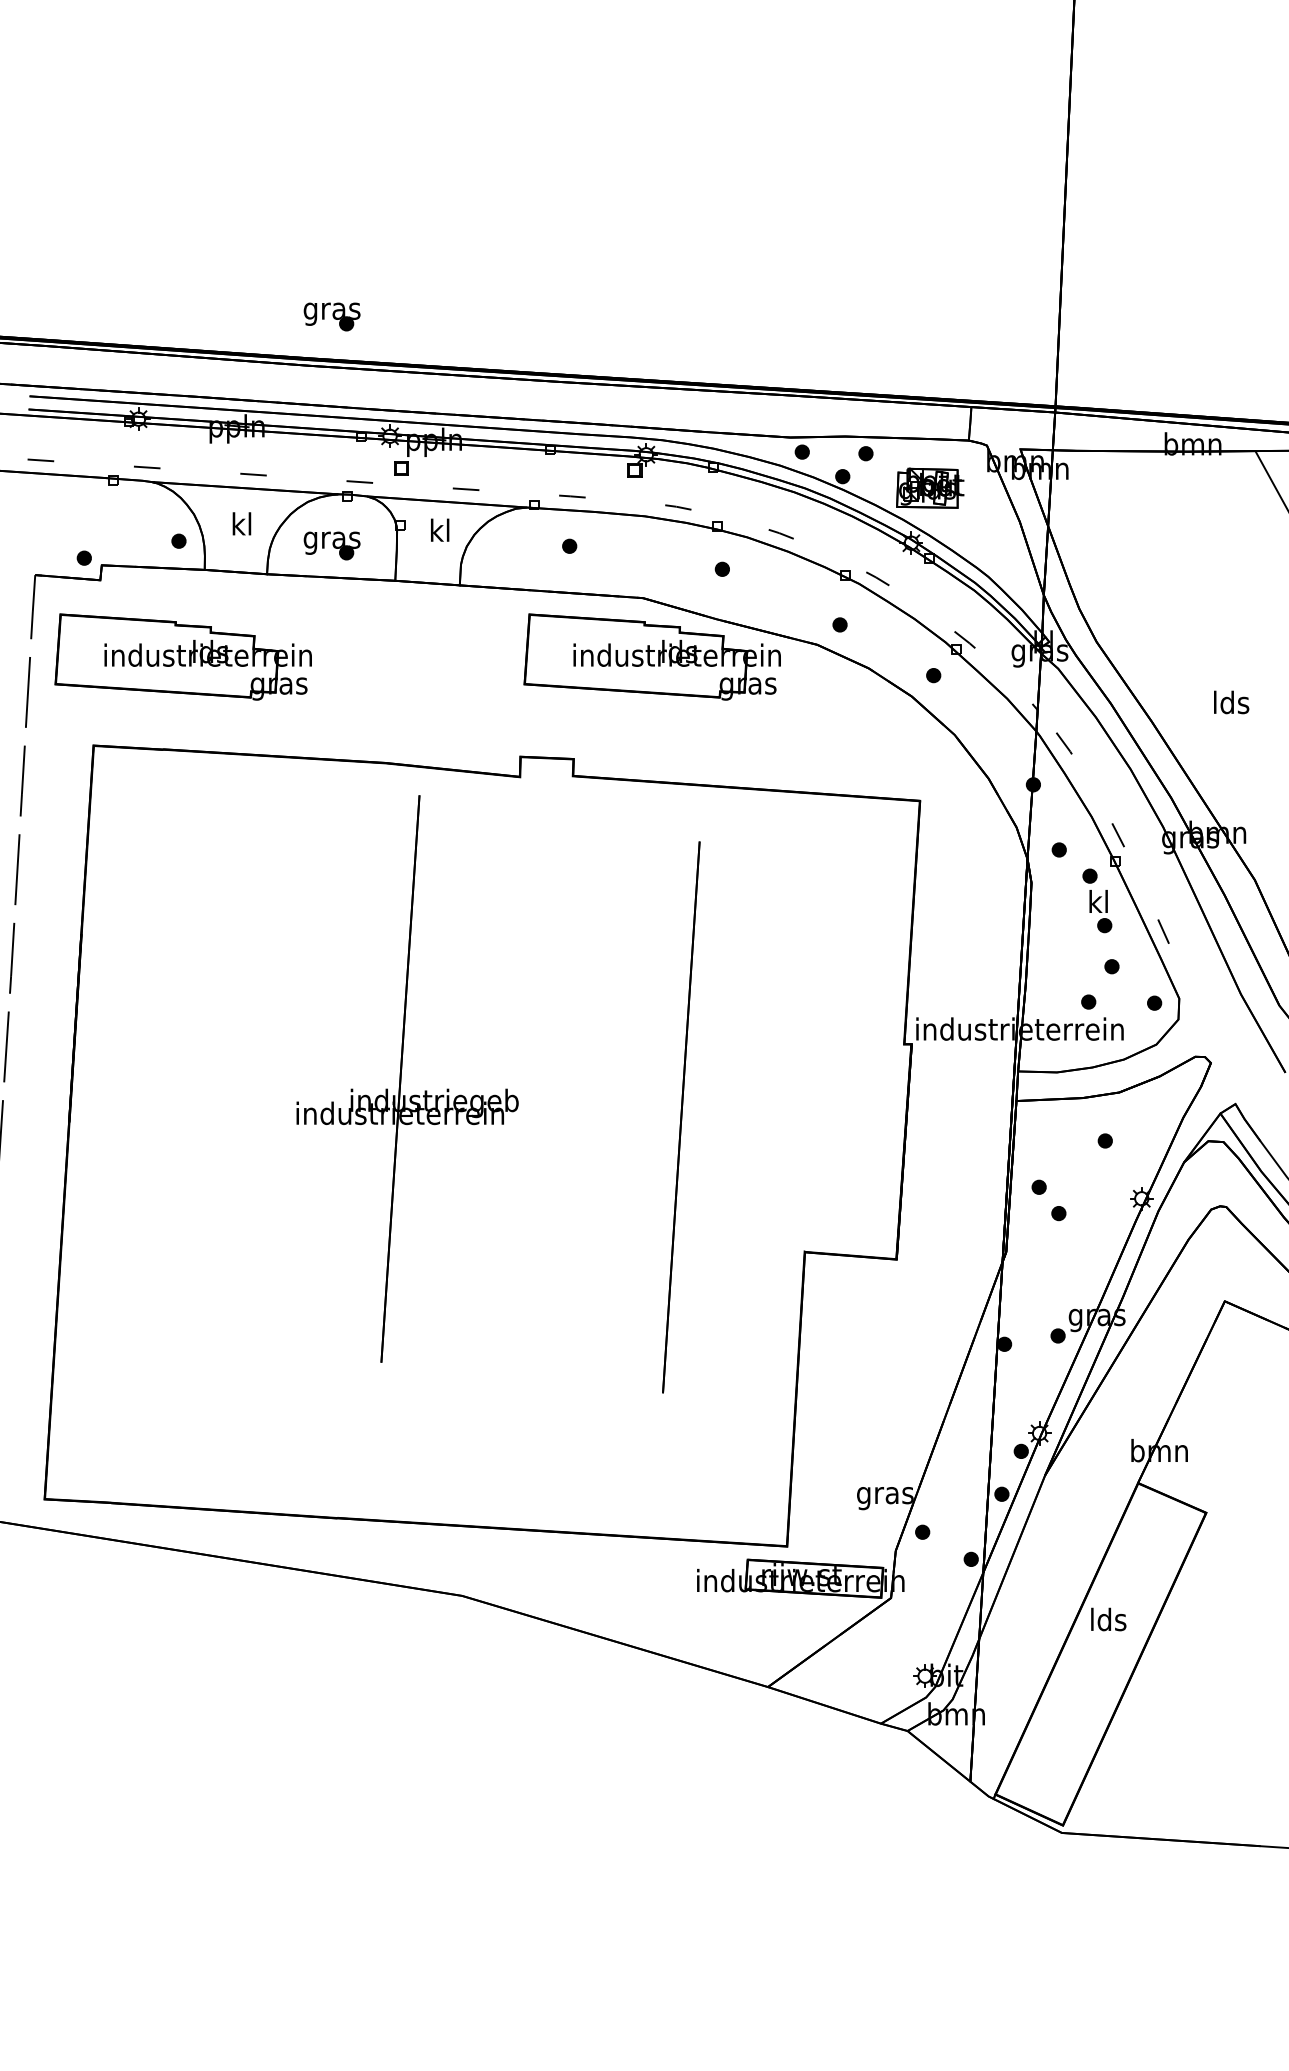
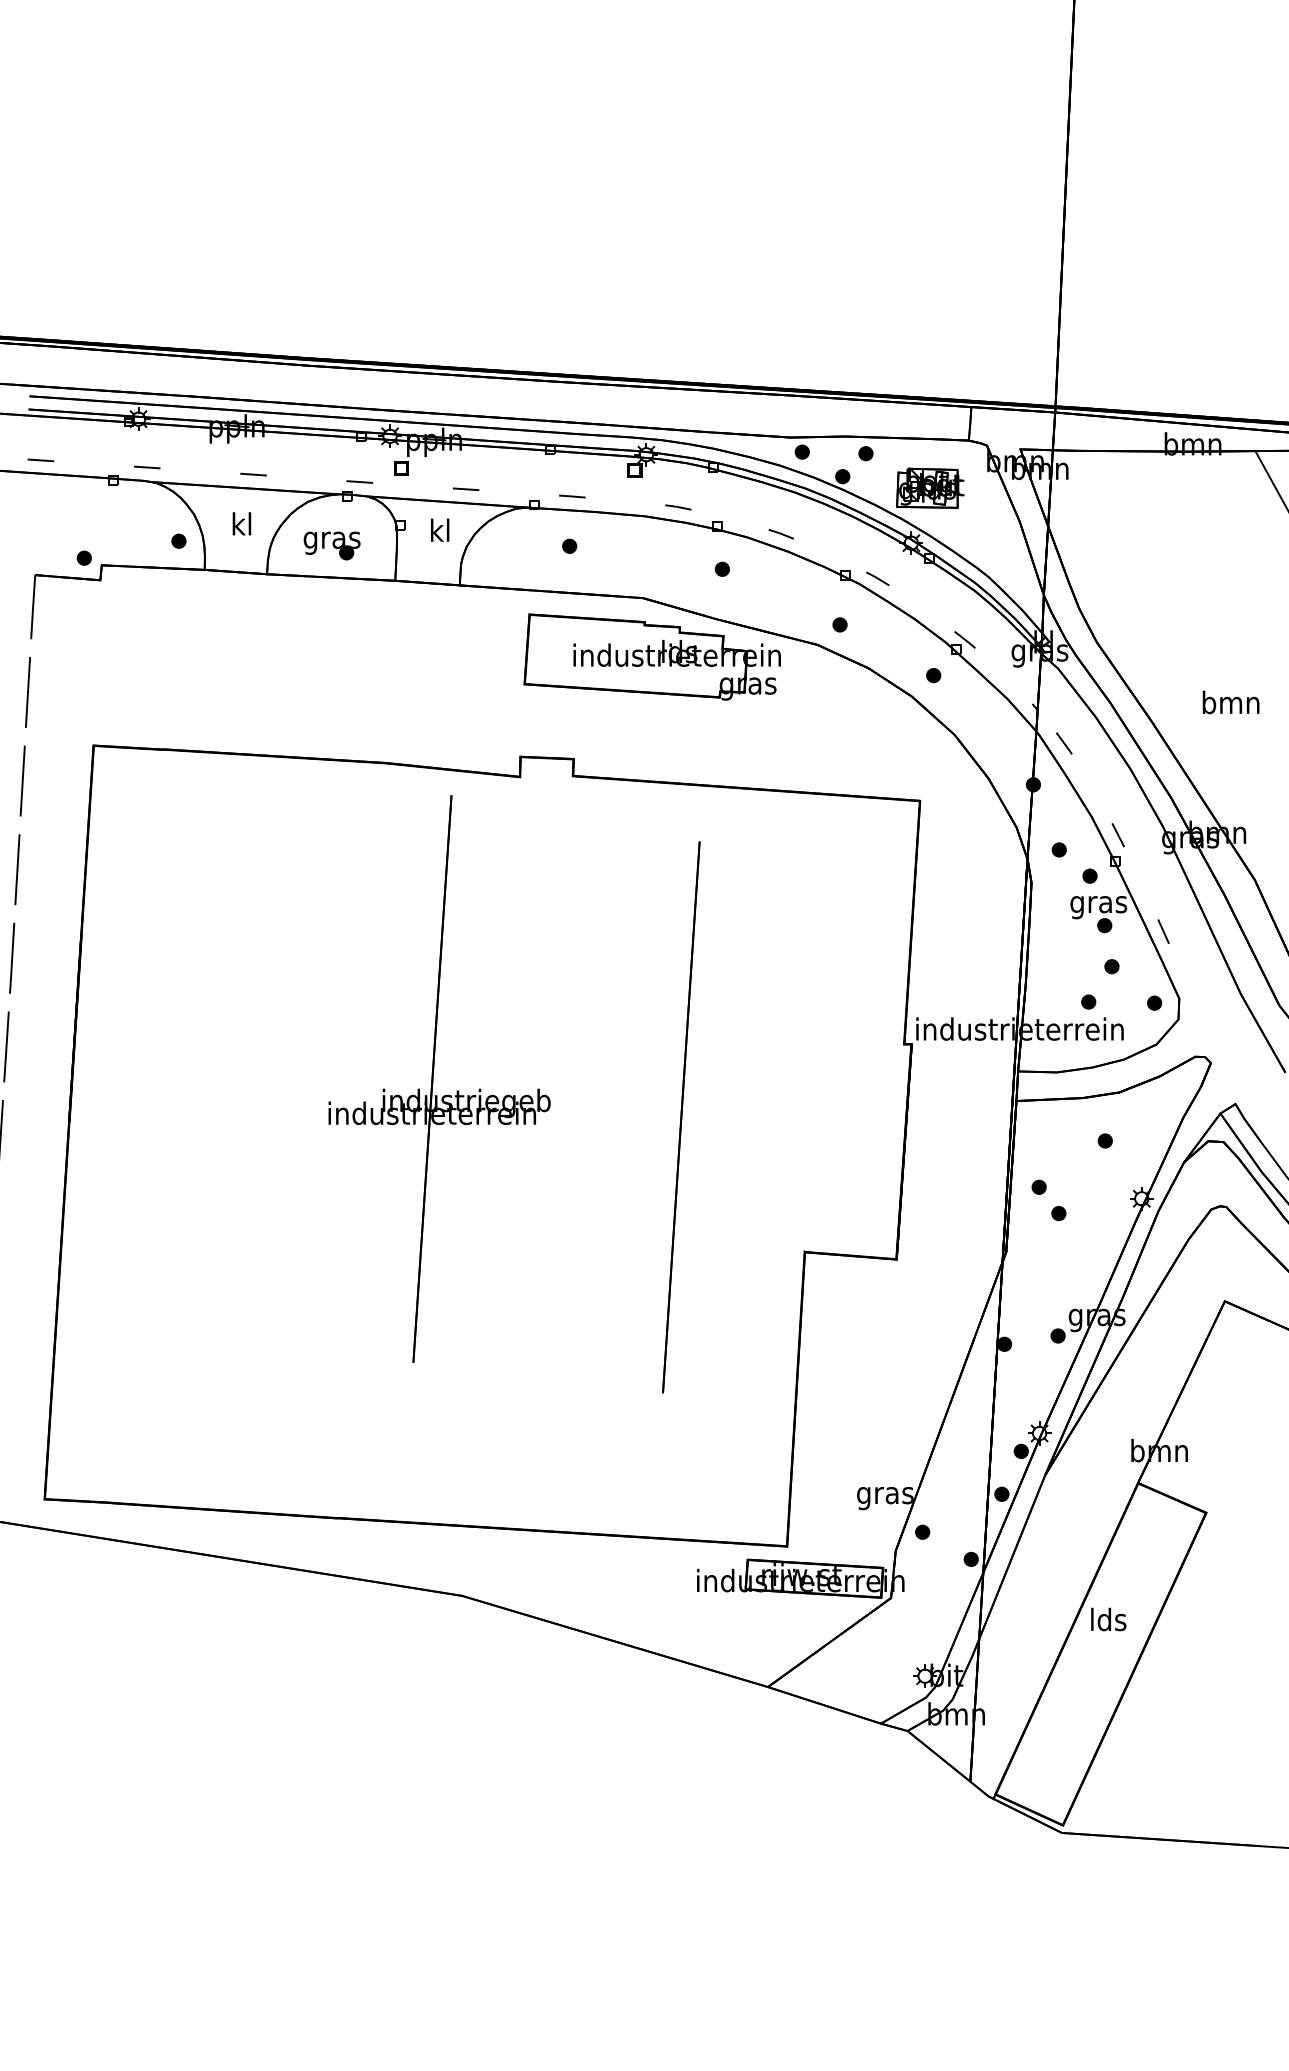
part: present -> none (331, 316)
part: present -> none (182, 656)
text: lds -> bmn (1230, 702)
text: kl -> gras (1098, 904)
part position: (407, 1078) -> (439, 1078) (439, 1078)
